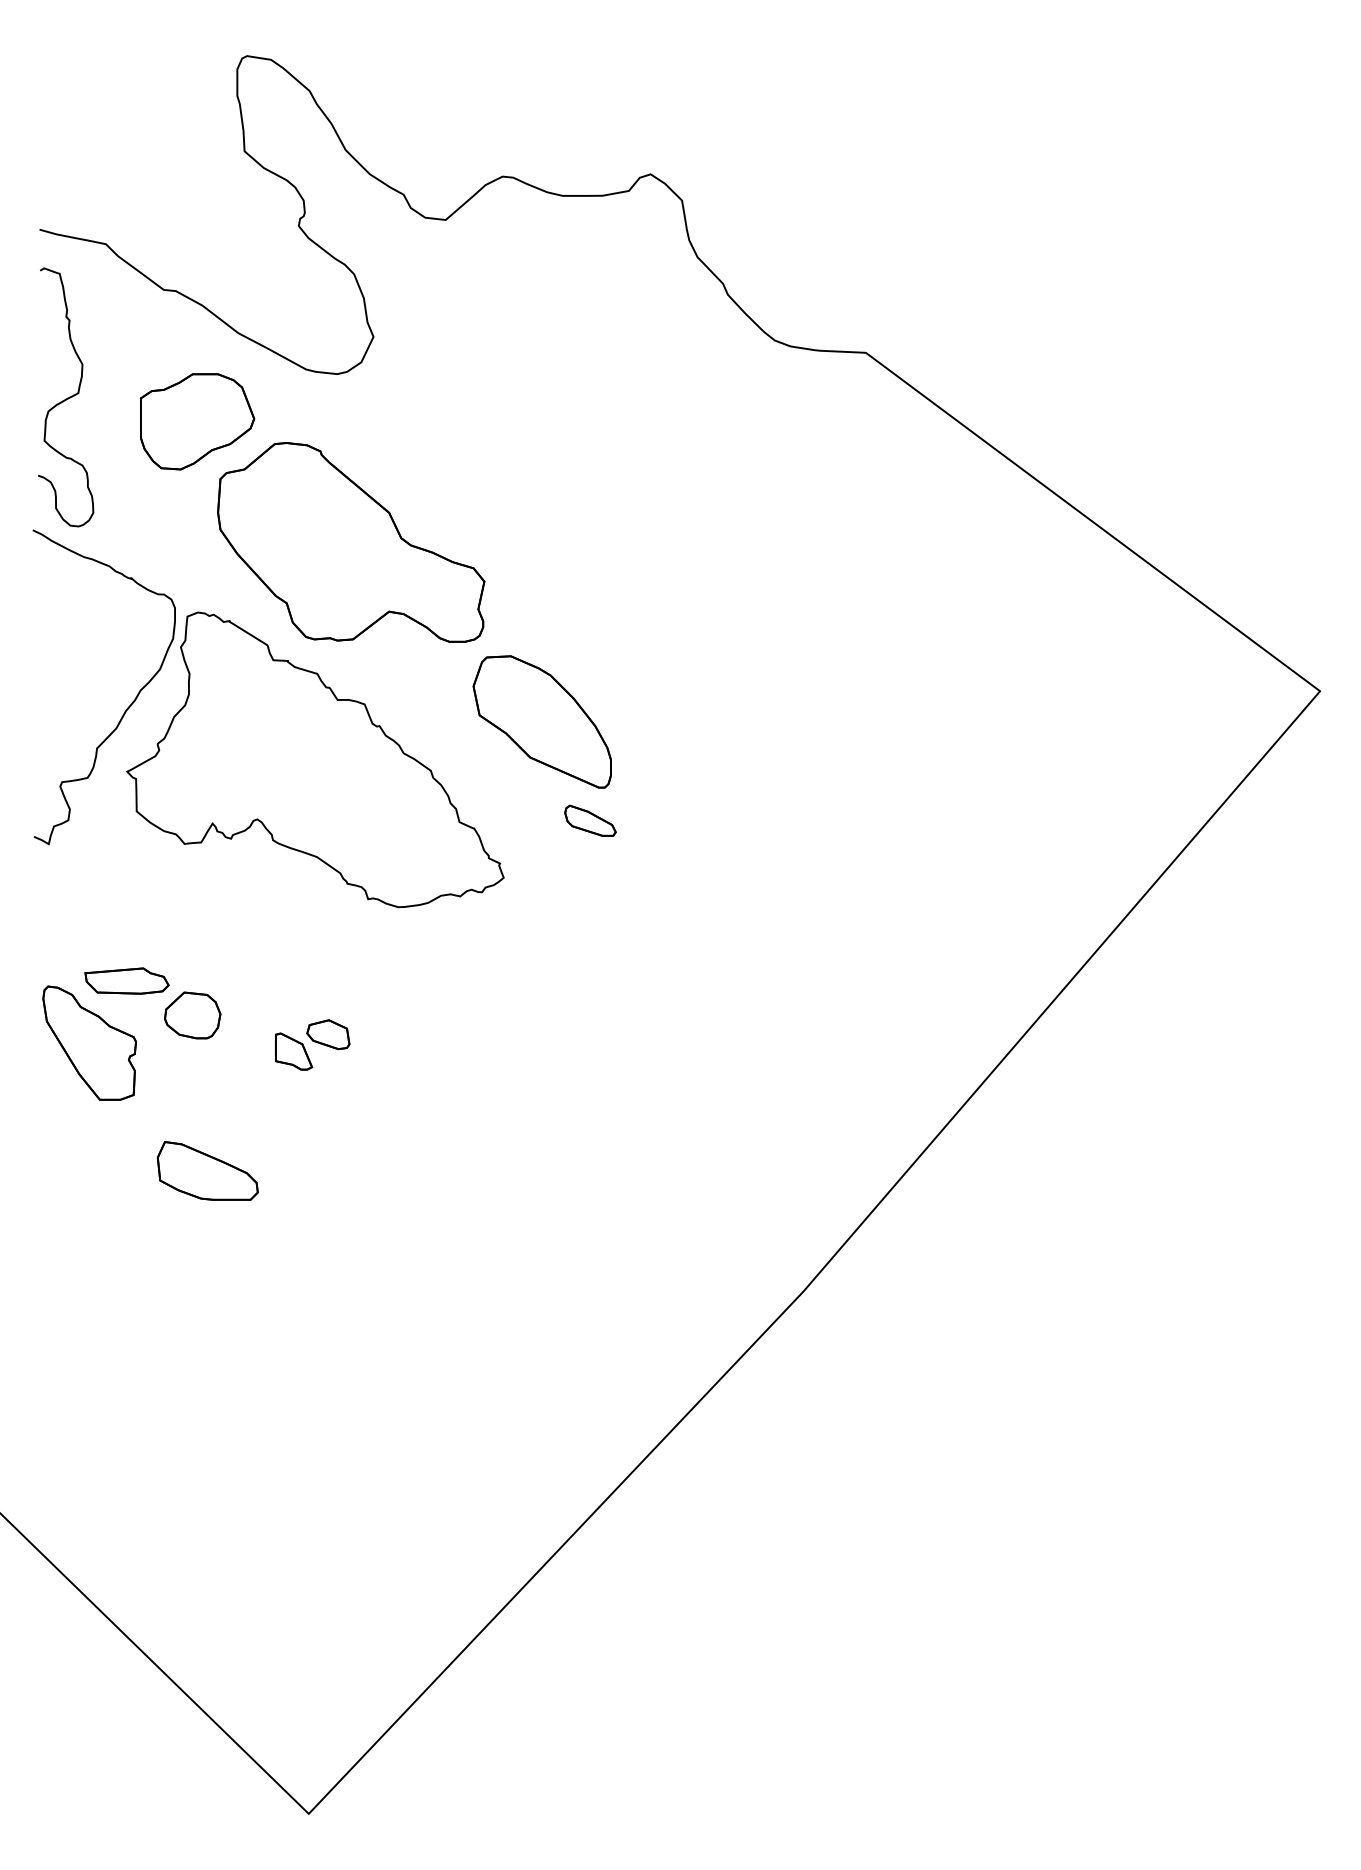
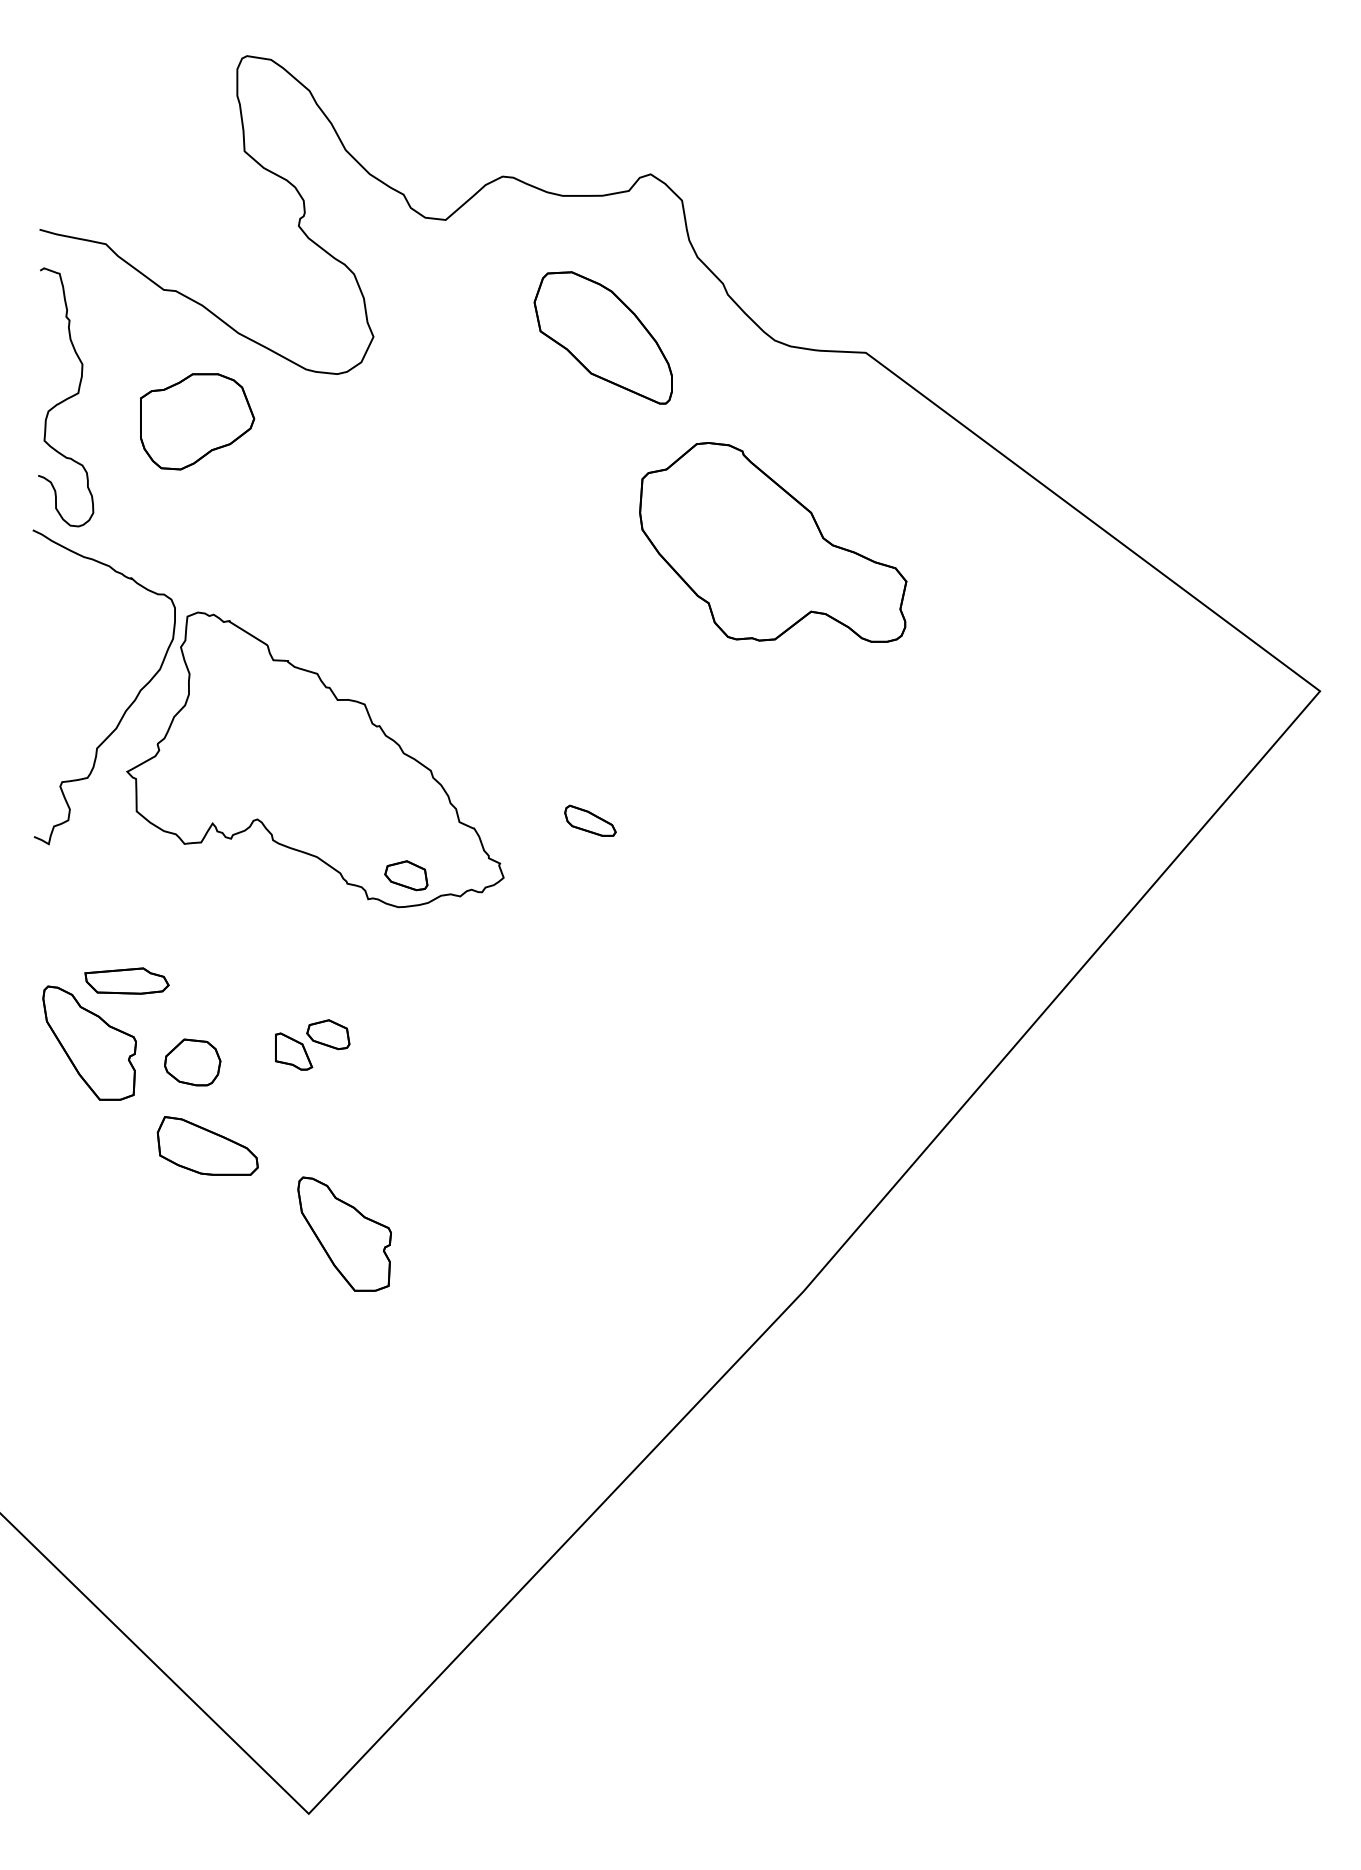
part position: (351, 542) -> (773, 542) (773, 542)
part position: (541, 721) -> (602, 337) (602, 337)
part: none -> present (406, 875)
part position: (192, 1015) -> (192, 1062) (192, 1062)
part position: (207, 1170) -> (207, 1145) (207, 1145)
part: none -> present (344, 1233)
